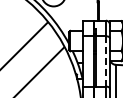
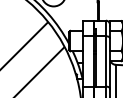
line: dashed -> solid (105, 60)
